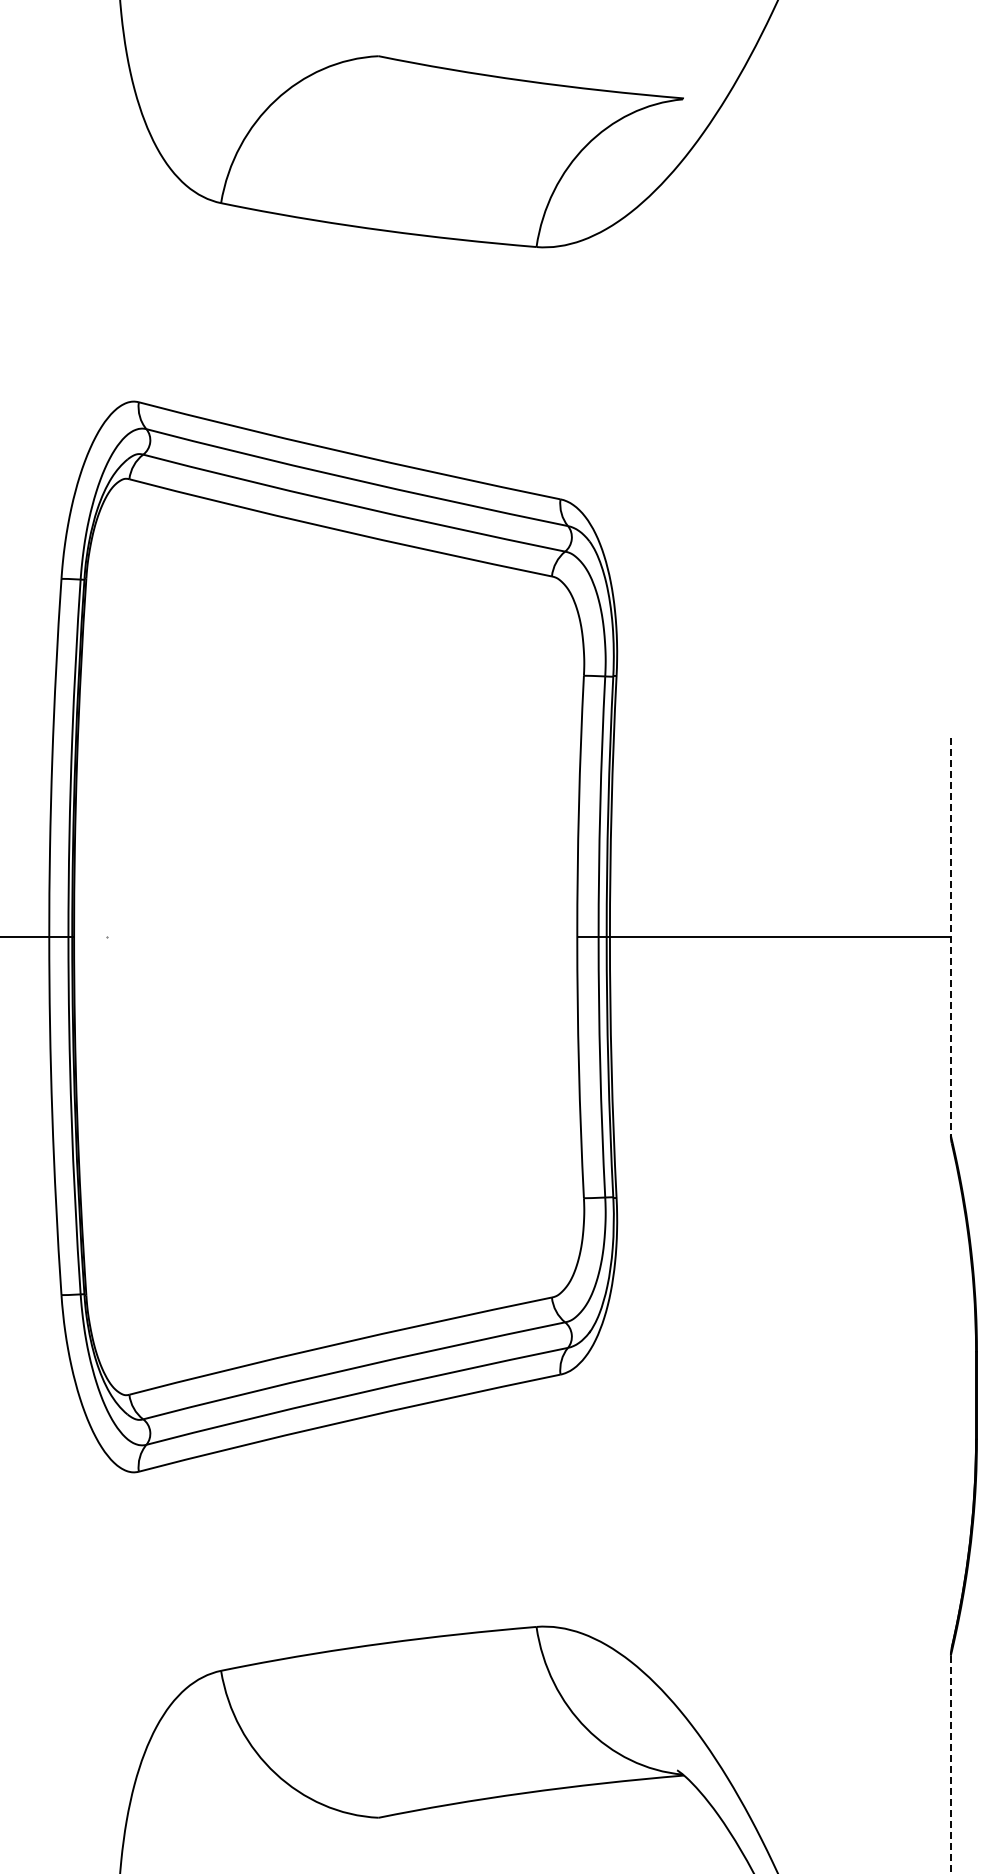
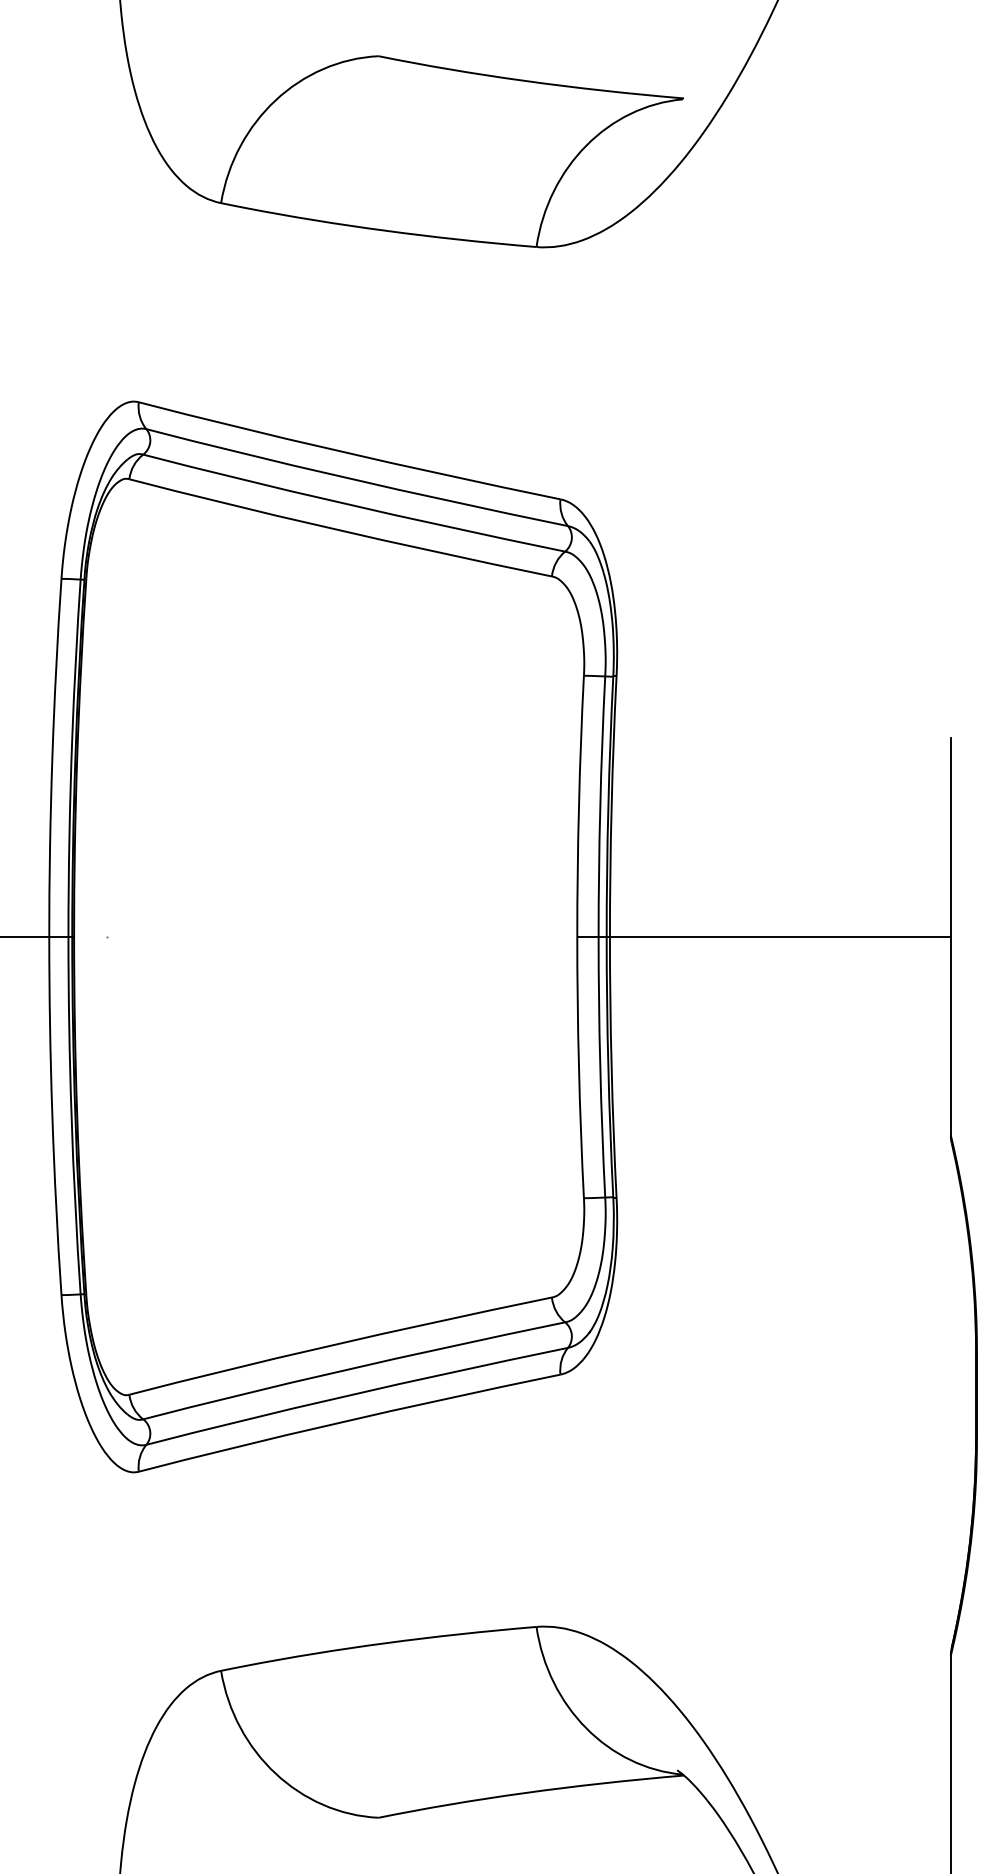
line: dashed -> solid (950, 937)
line: dashed -> solid (950, 1765)
